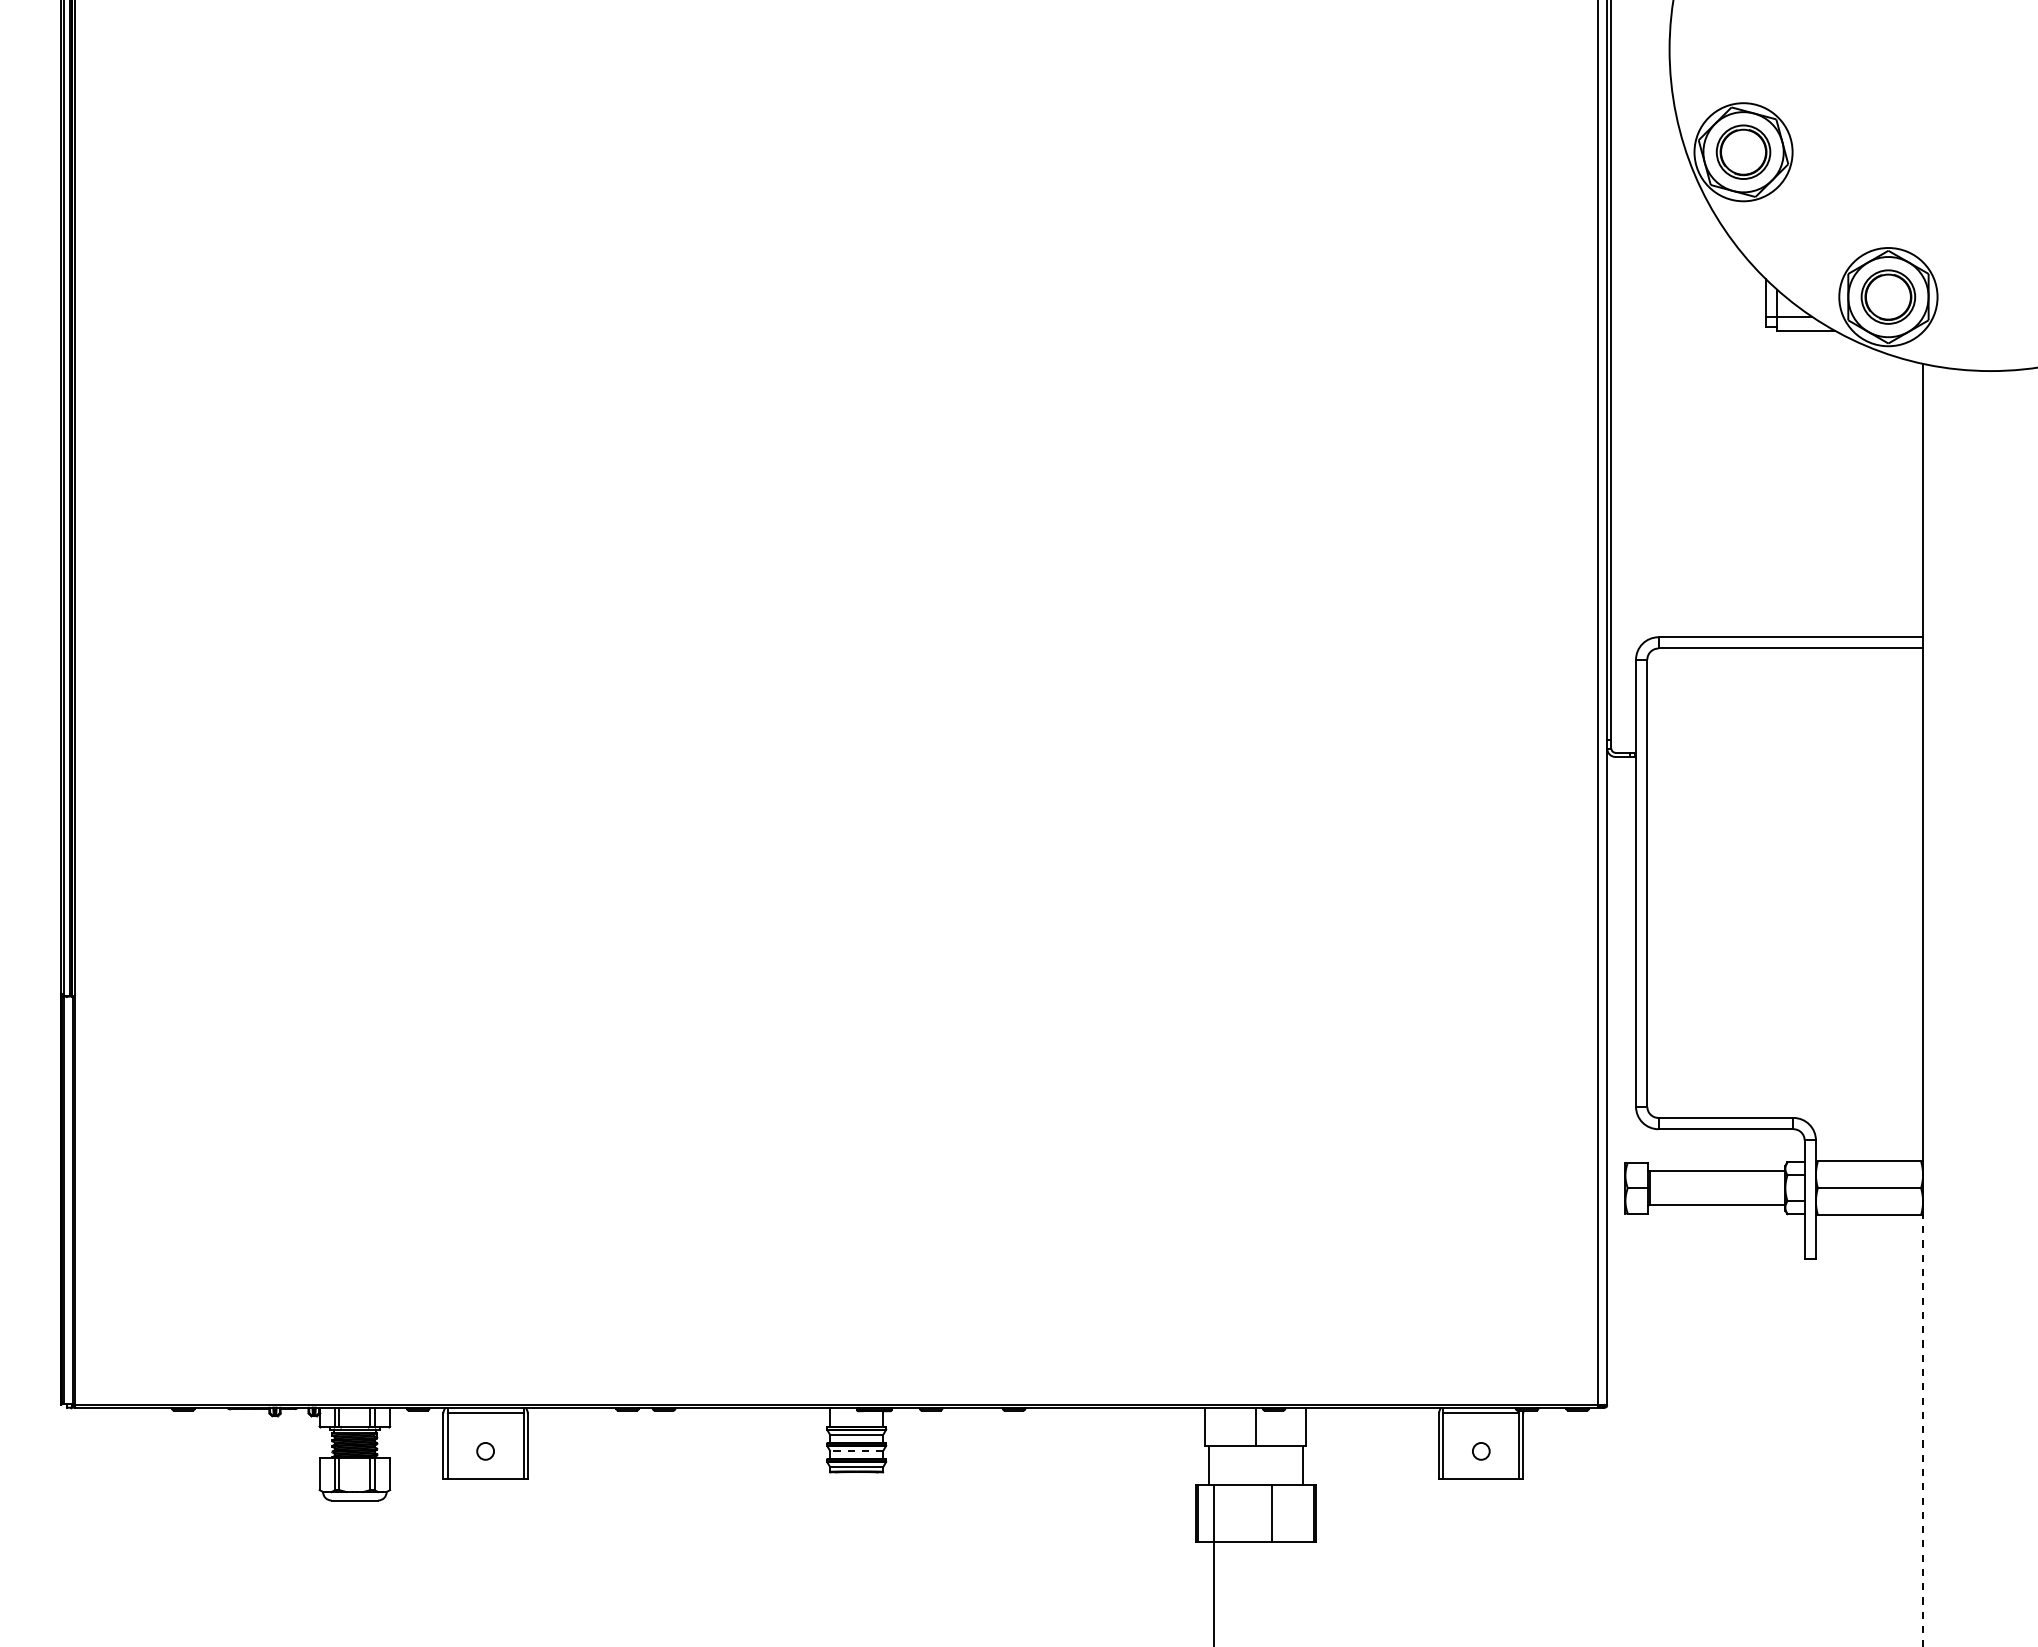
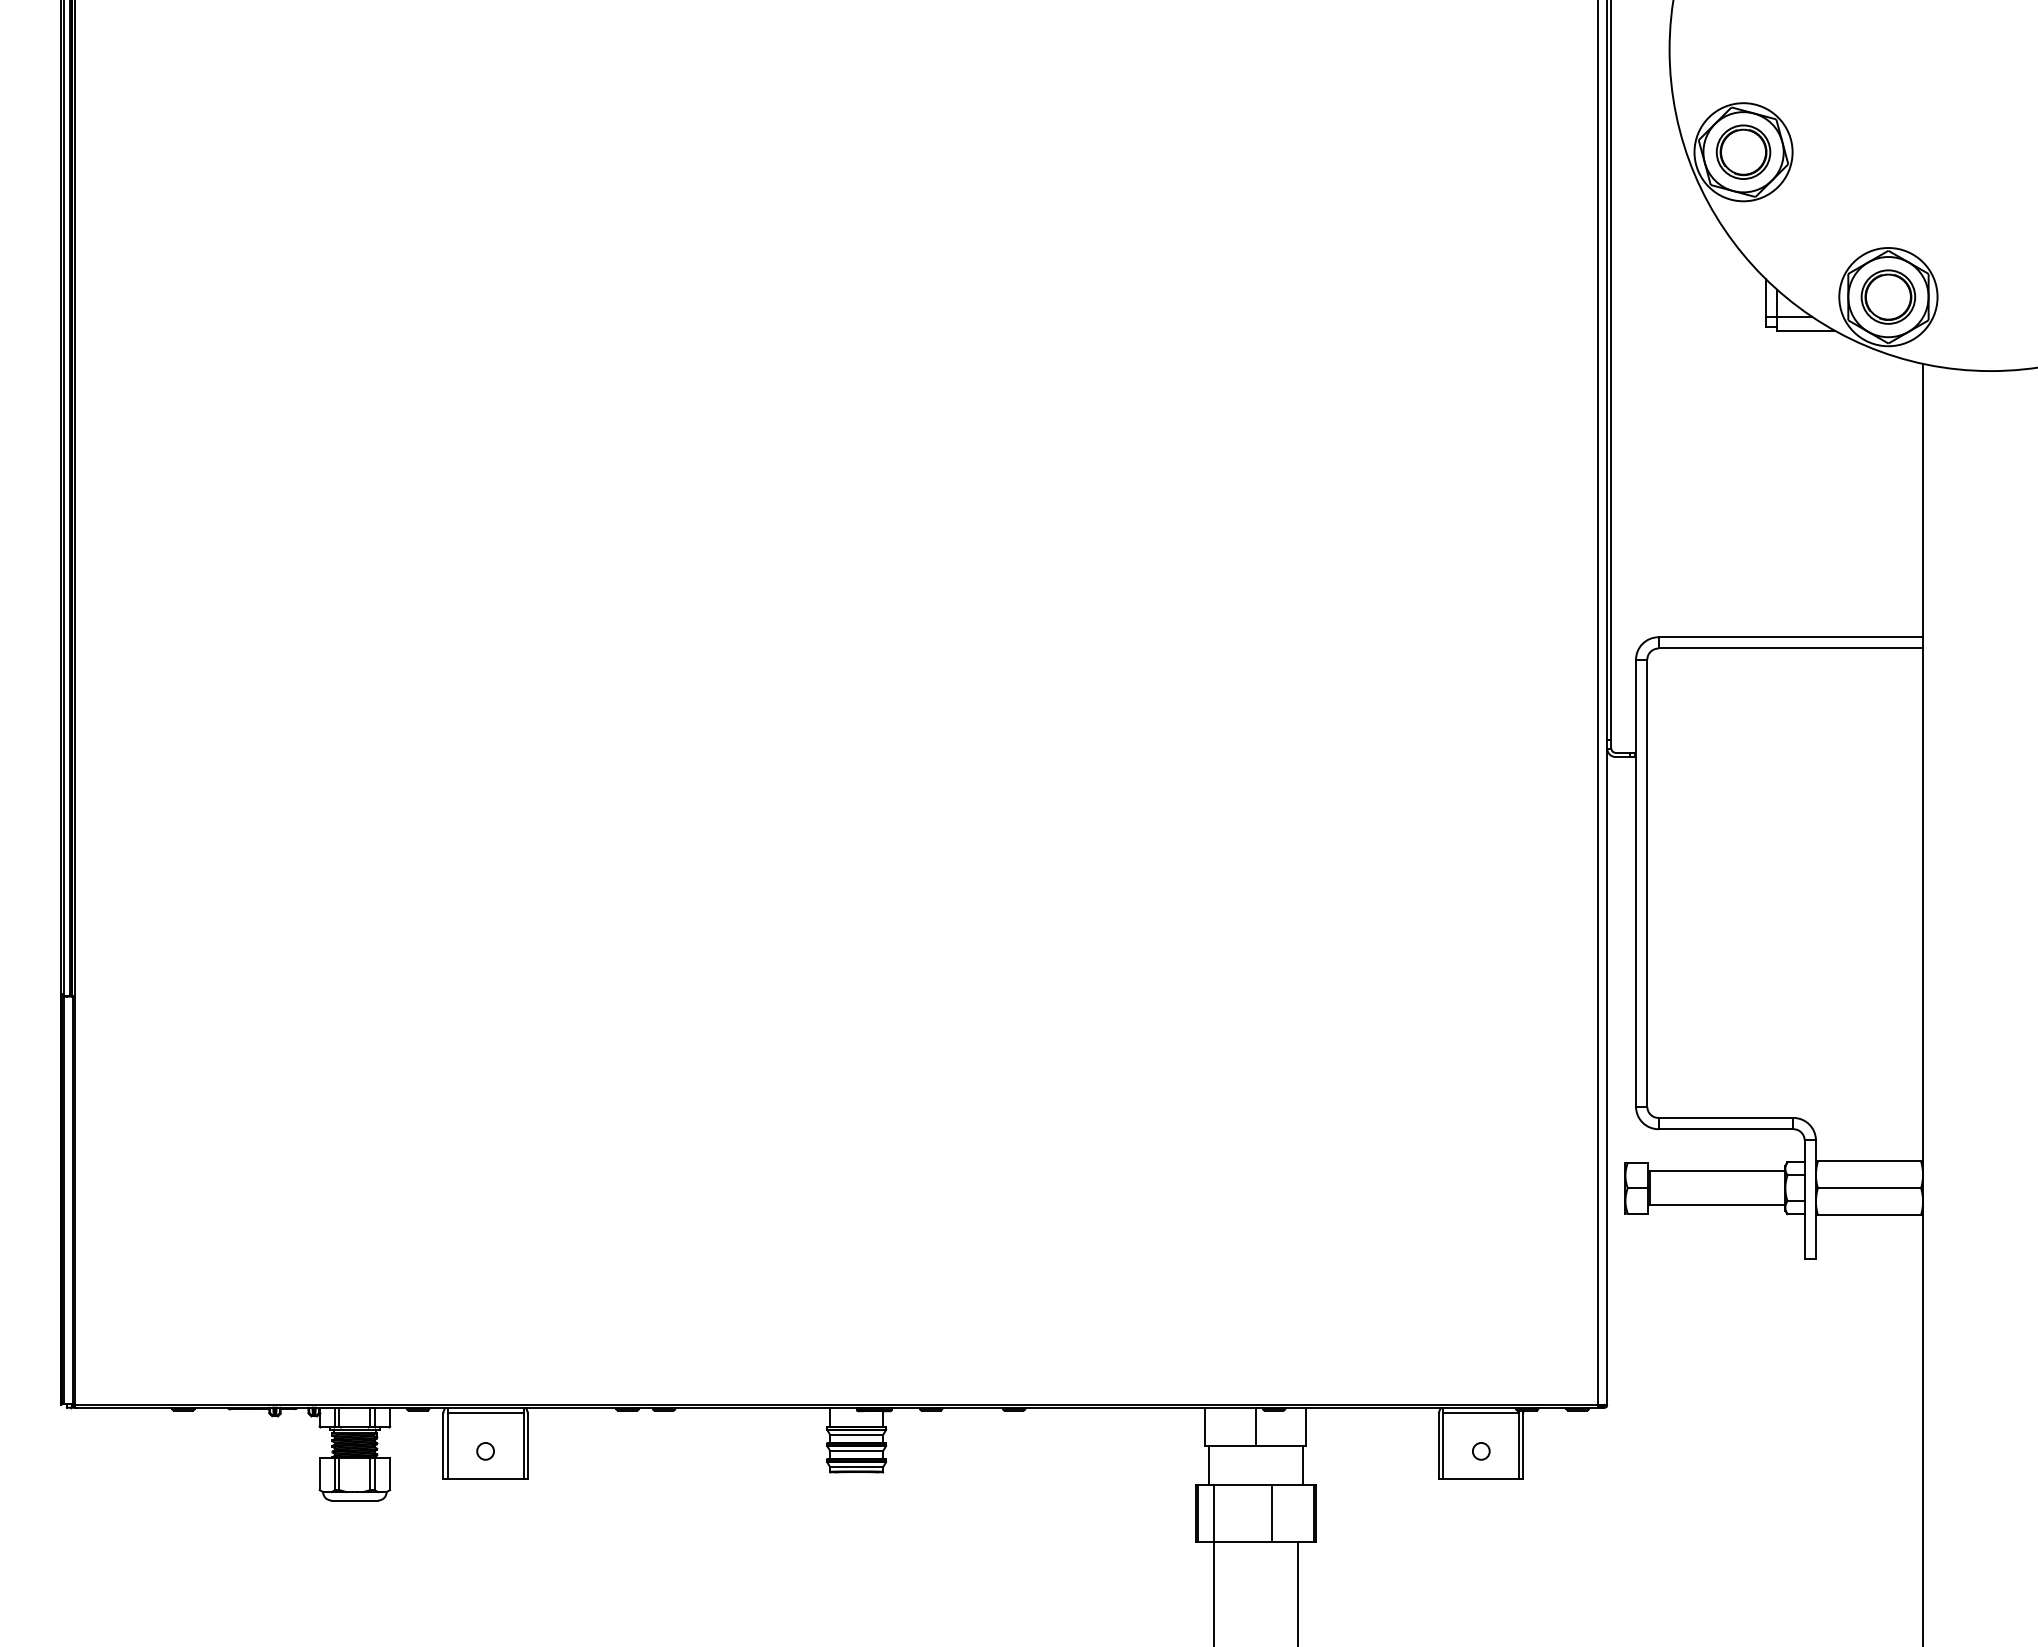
line: dashed -> solid (1923, 1430)
line: dashed -> solid (856, 1450)
line: none -> present (1298, 1592)
